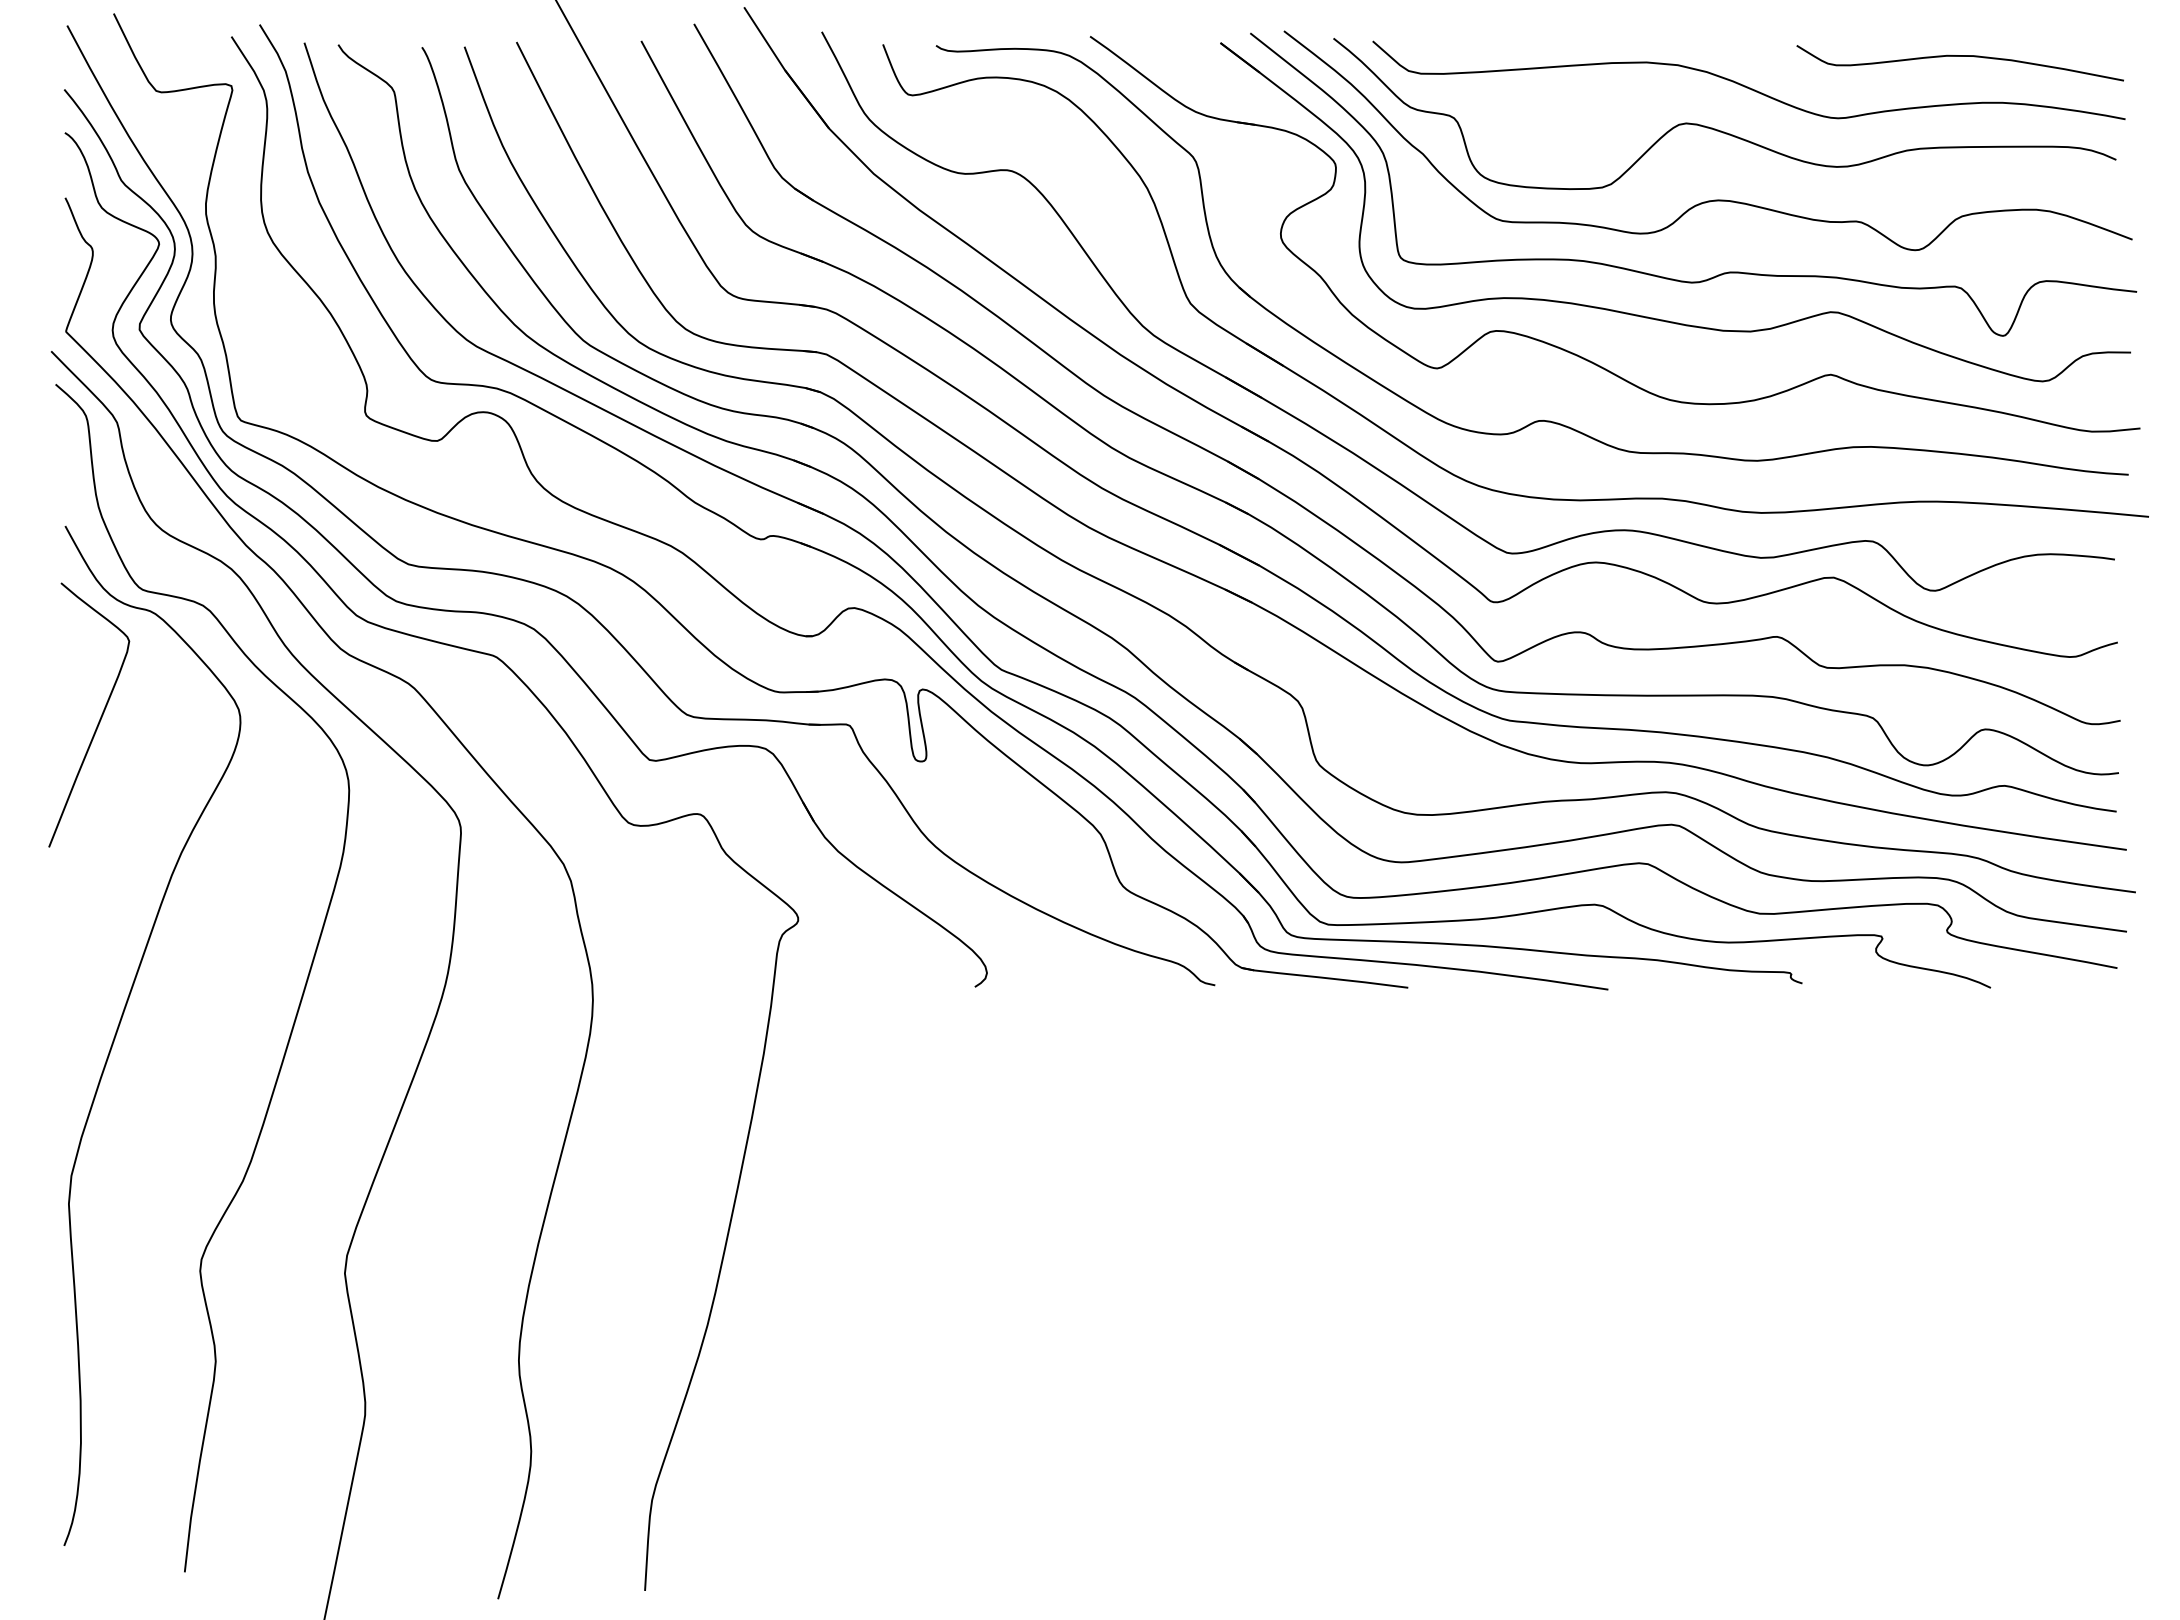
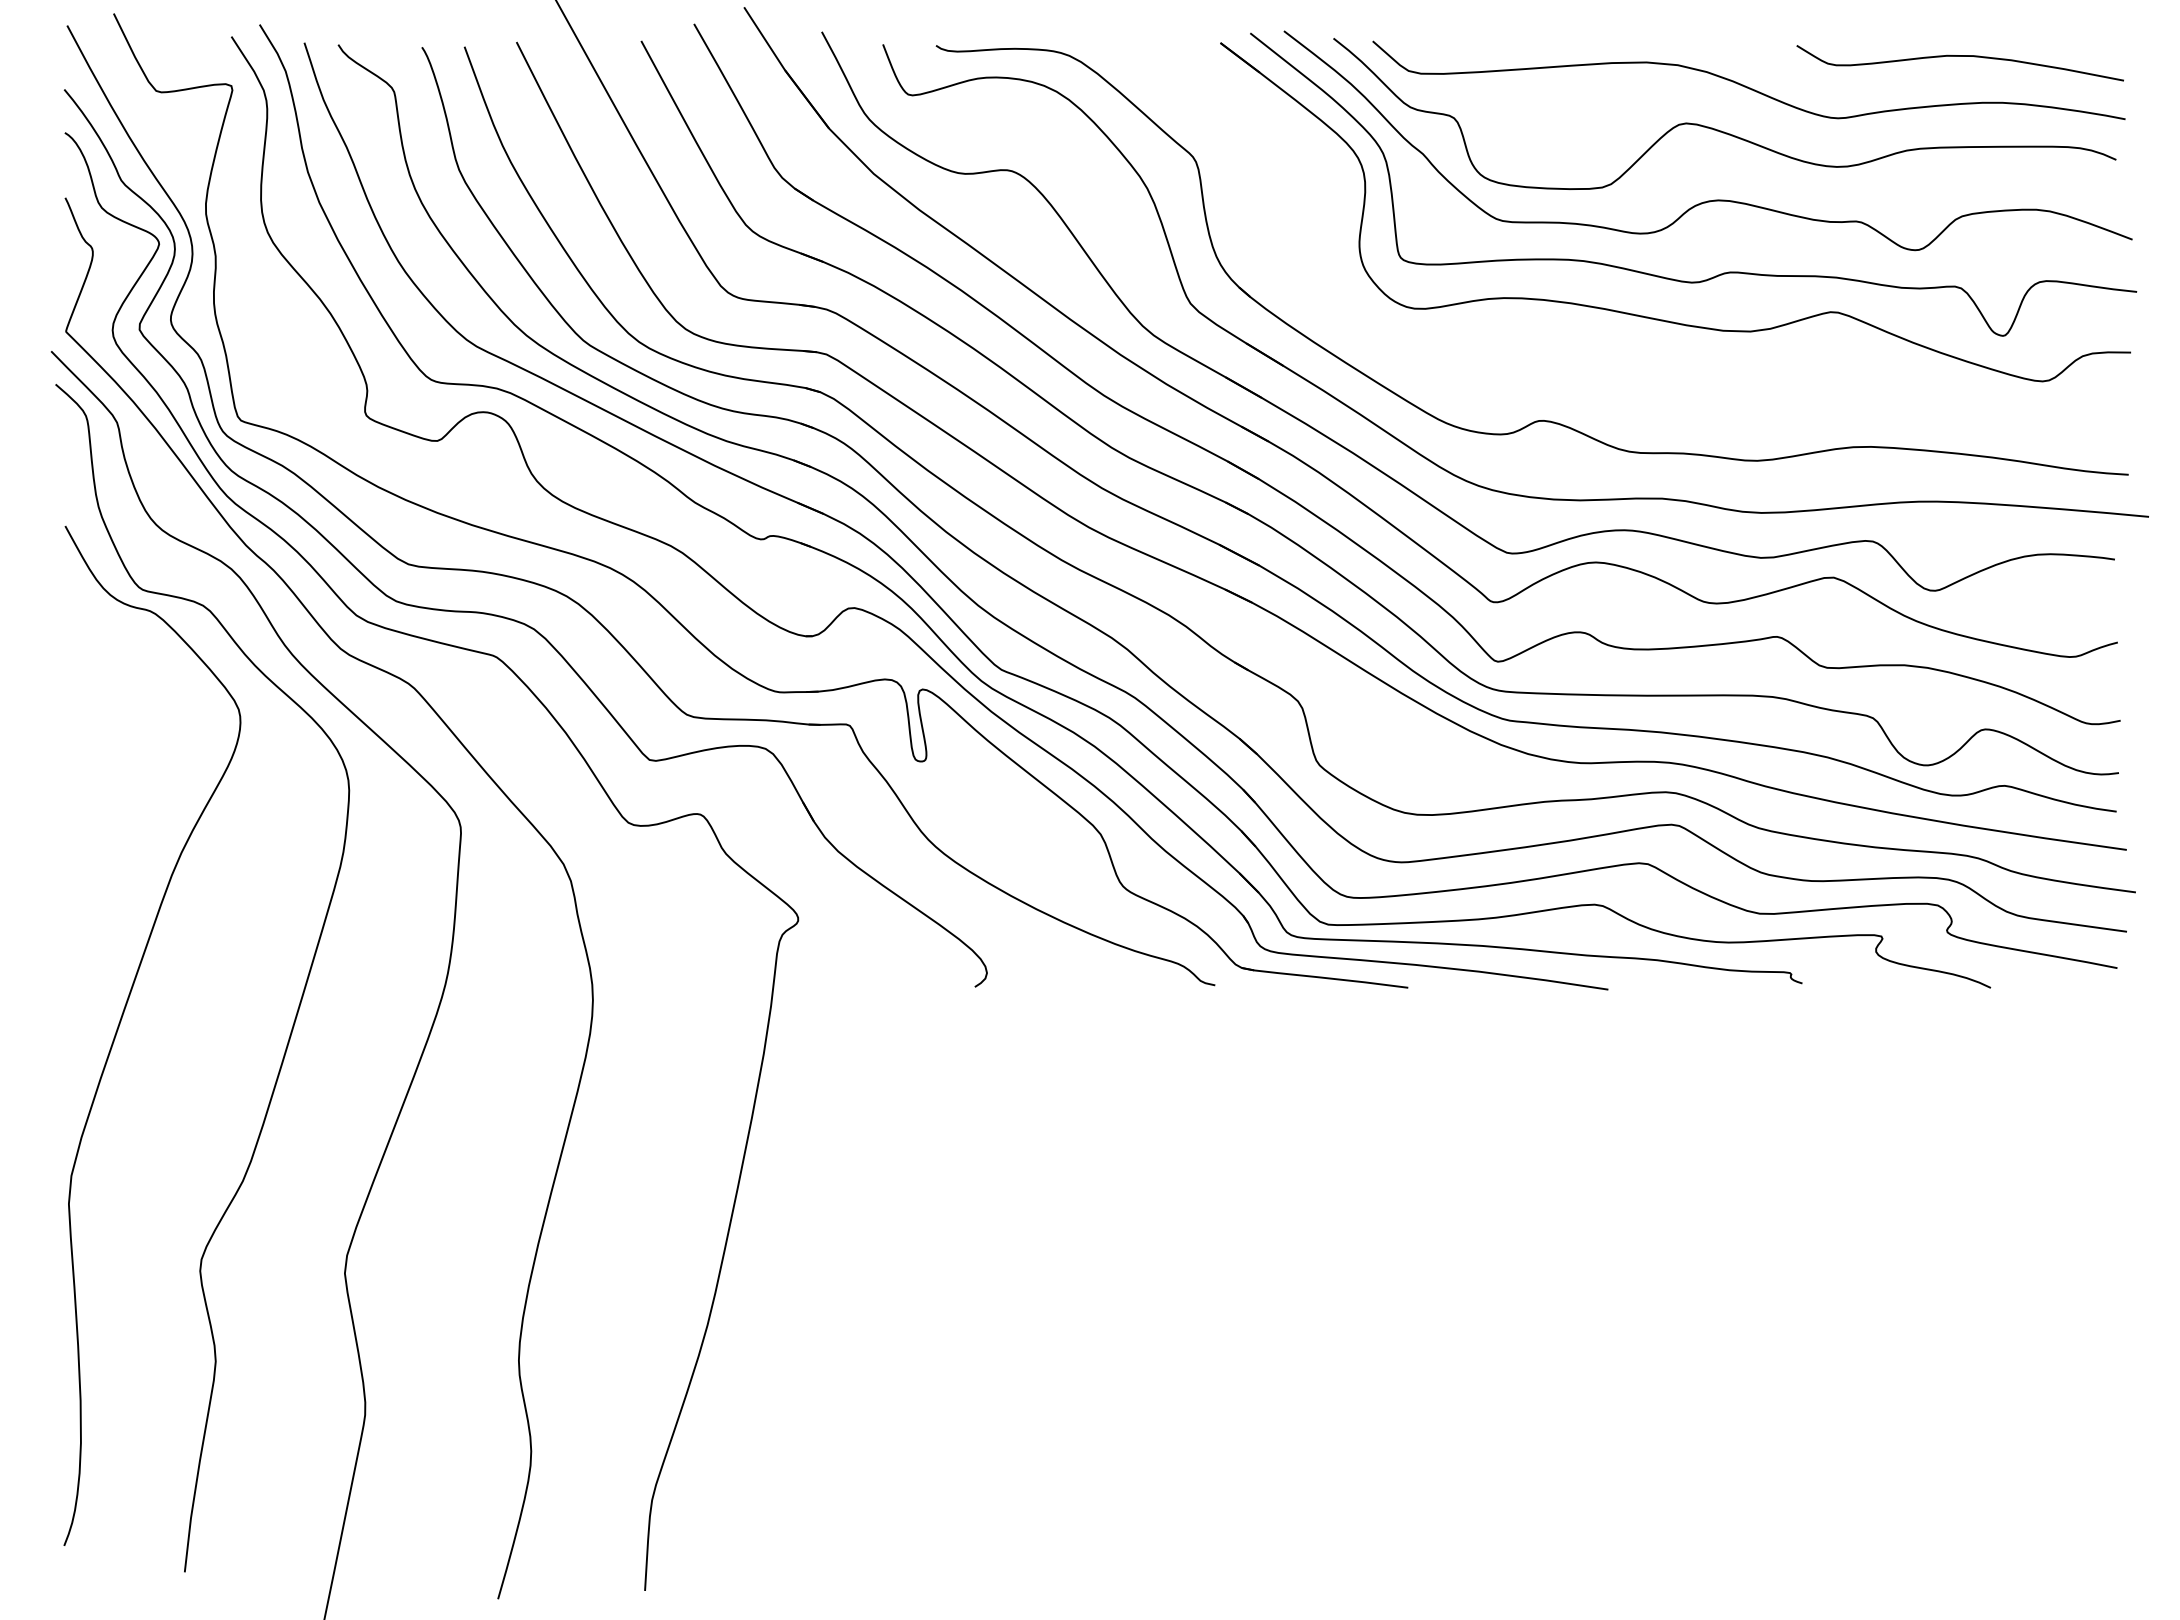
part: present -> none (1568, 350)
curve: present -> none (100, 716)
